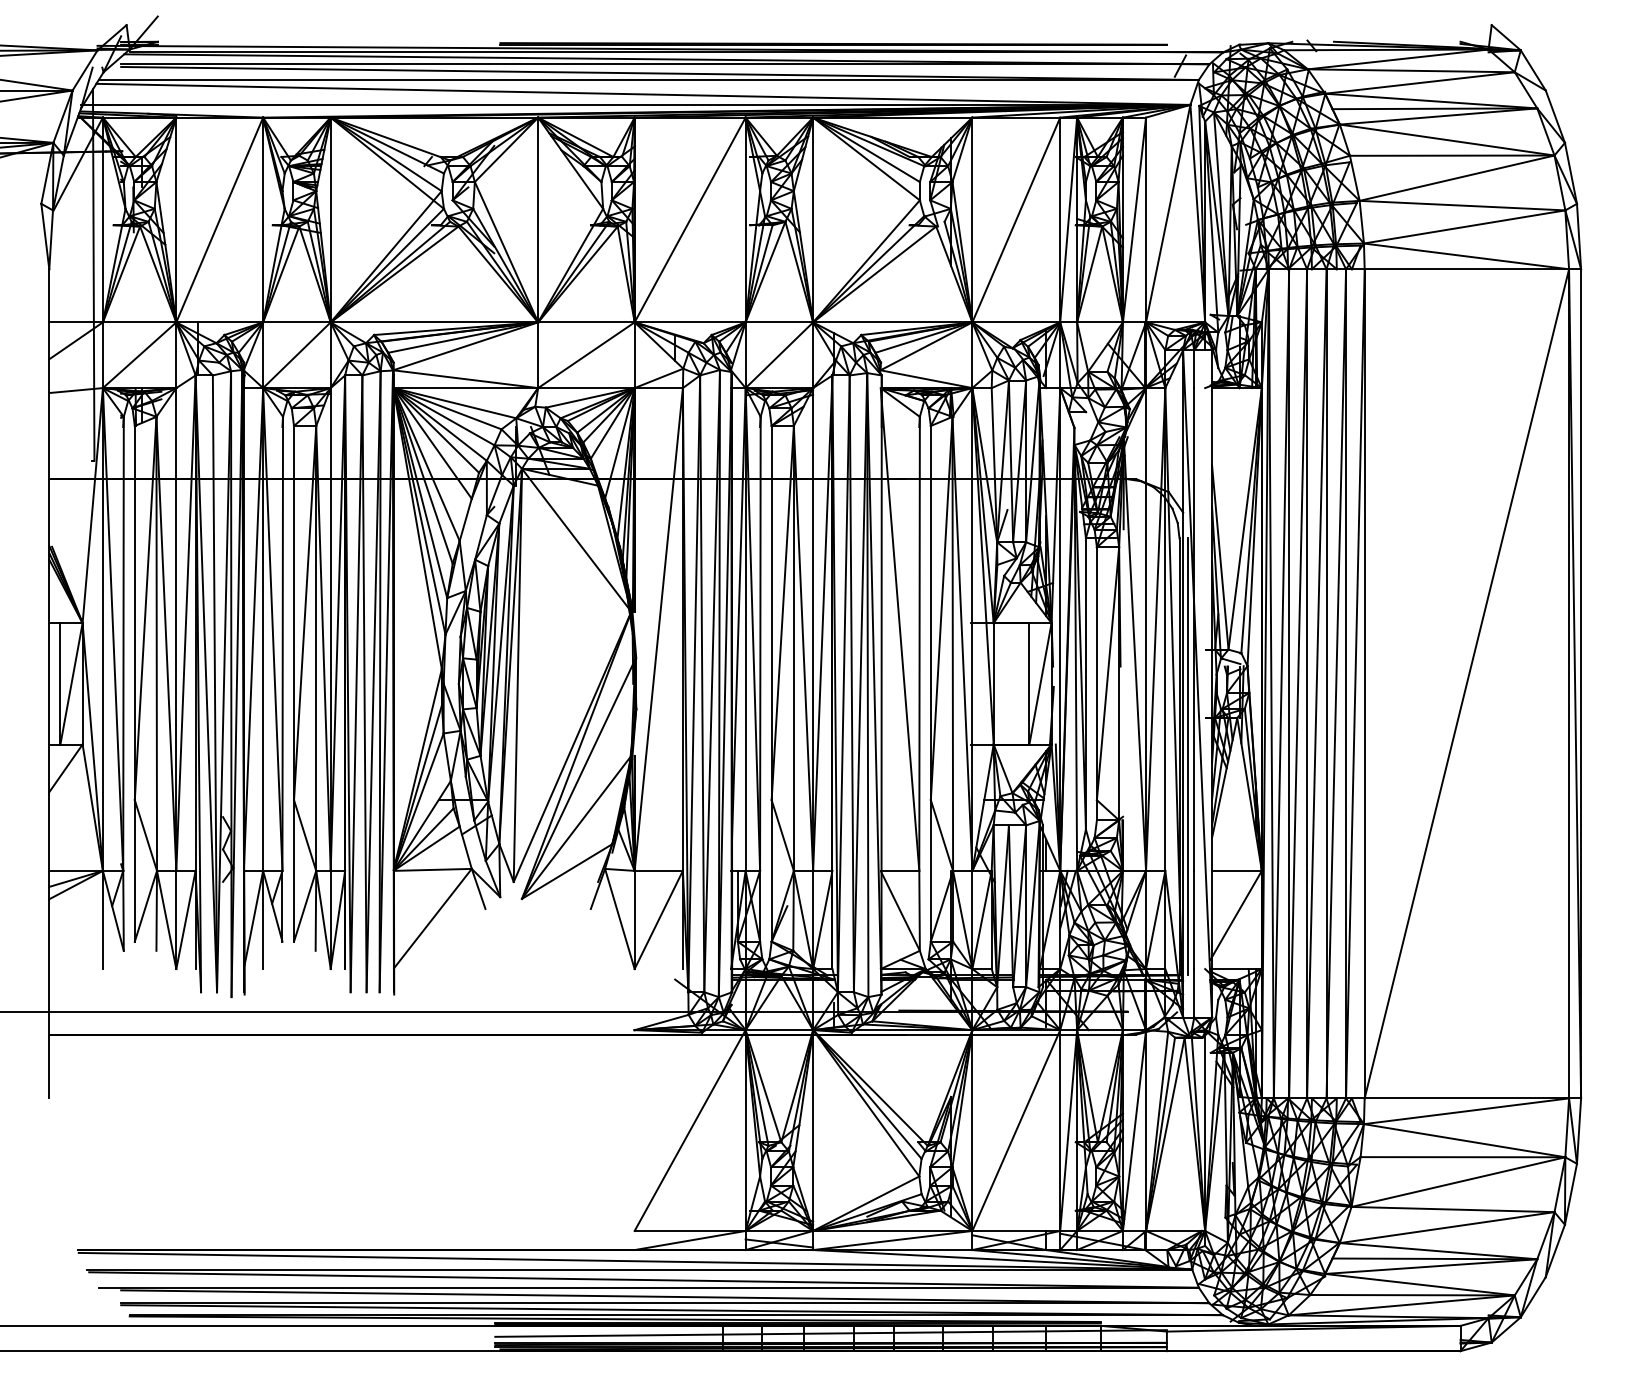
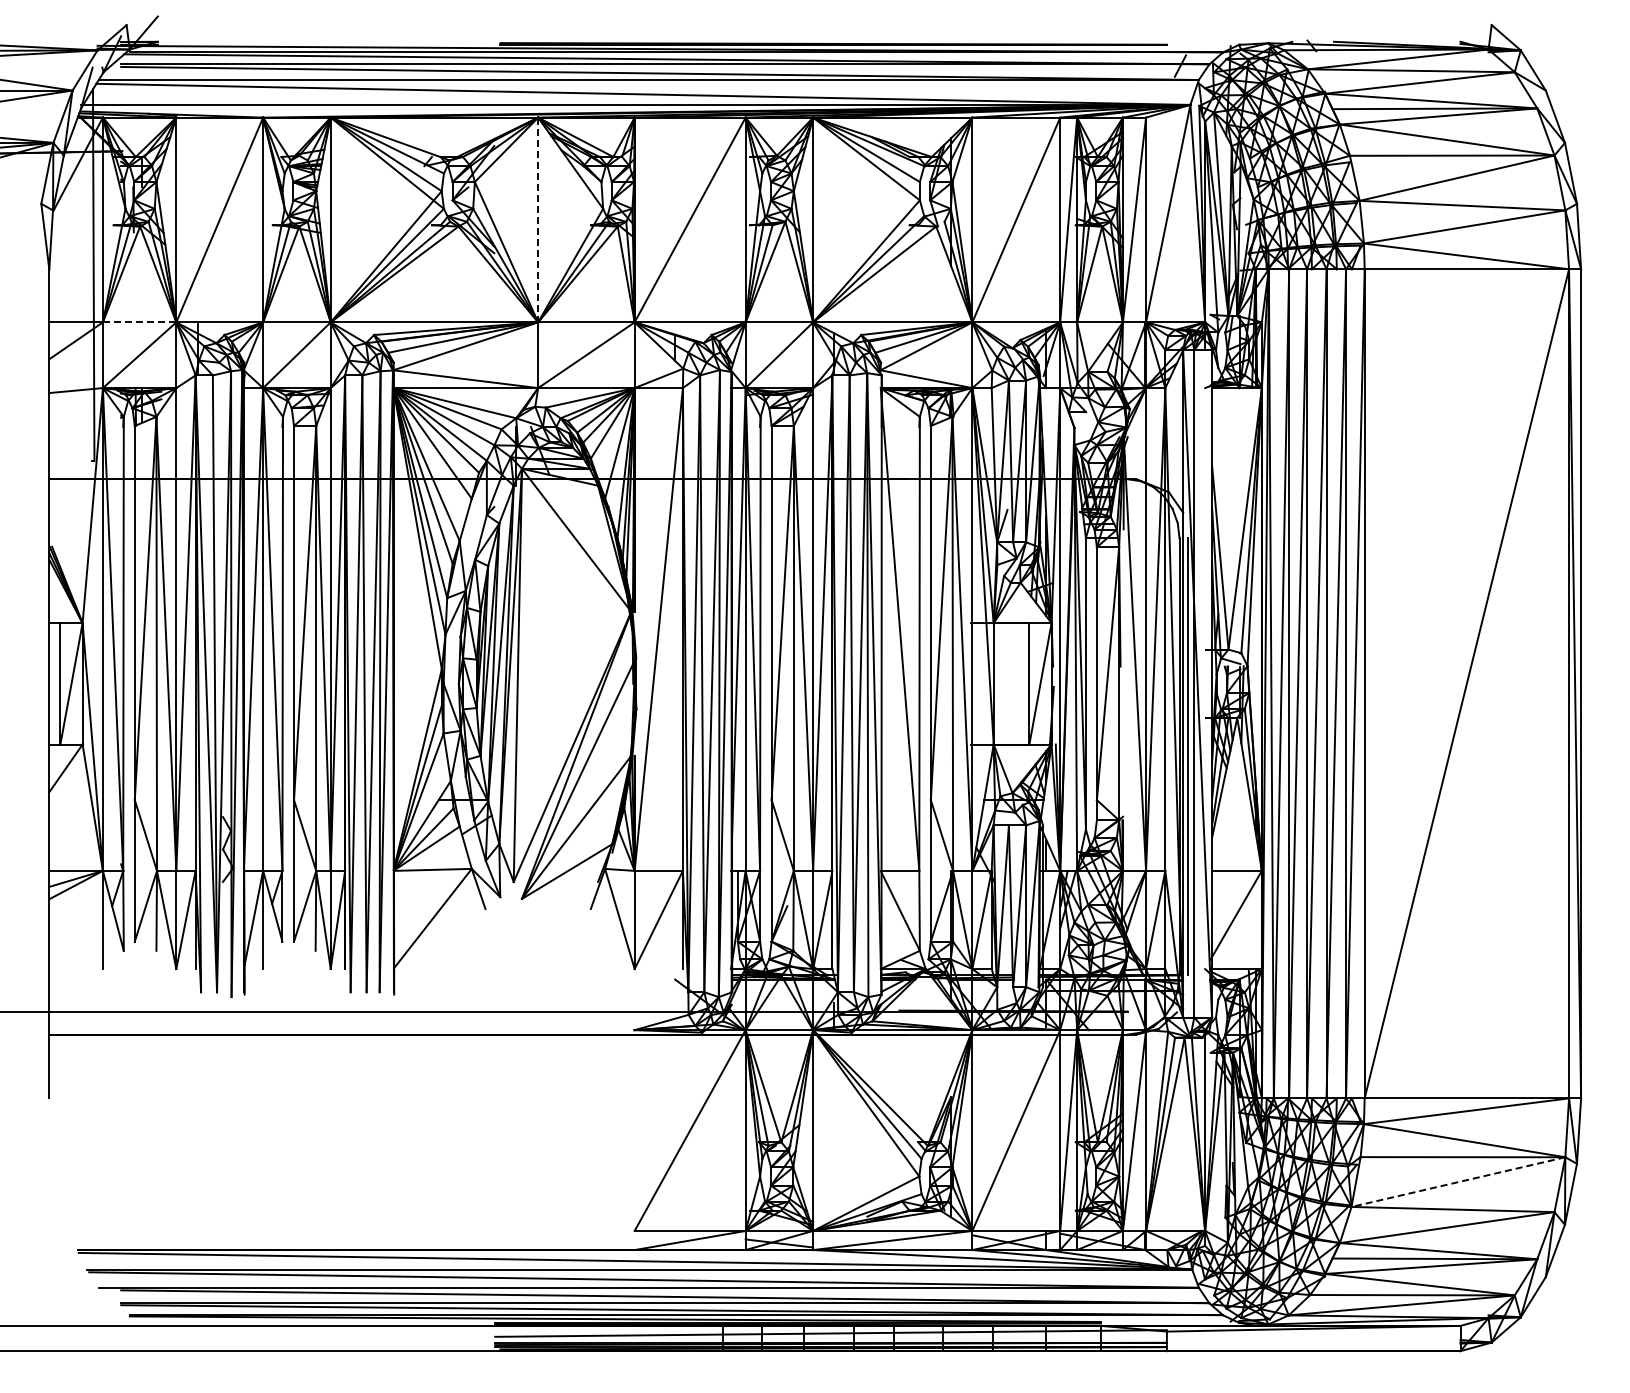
line: solid -> dashed (538, 220)
line: solid -> dashed (139, 322)
line: solid -> dashed (1458, 1182)
